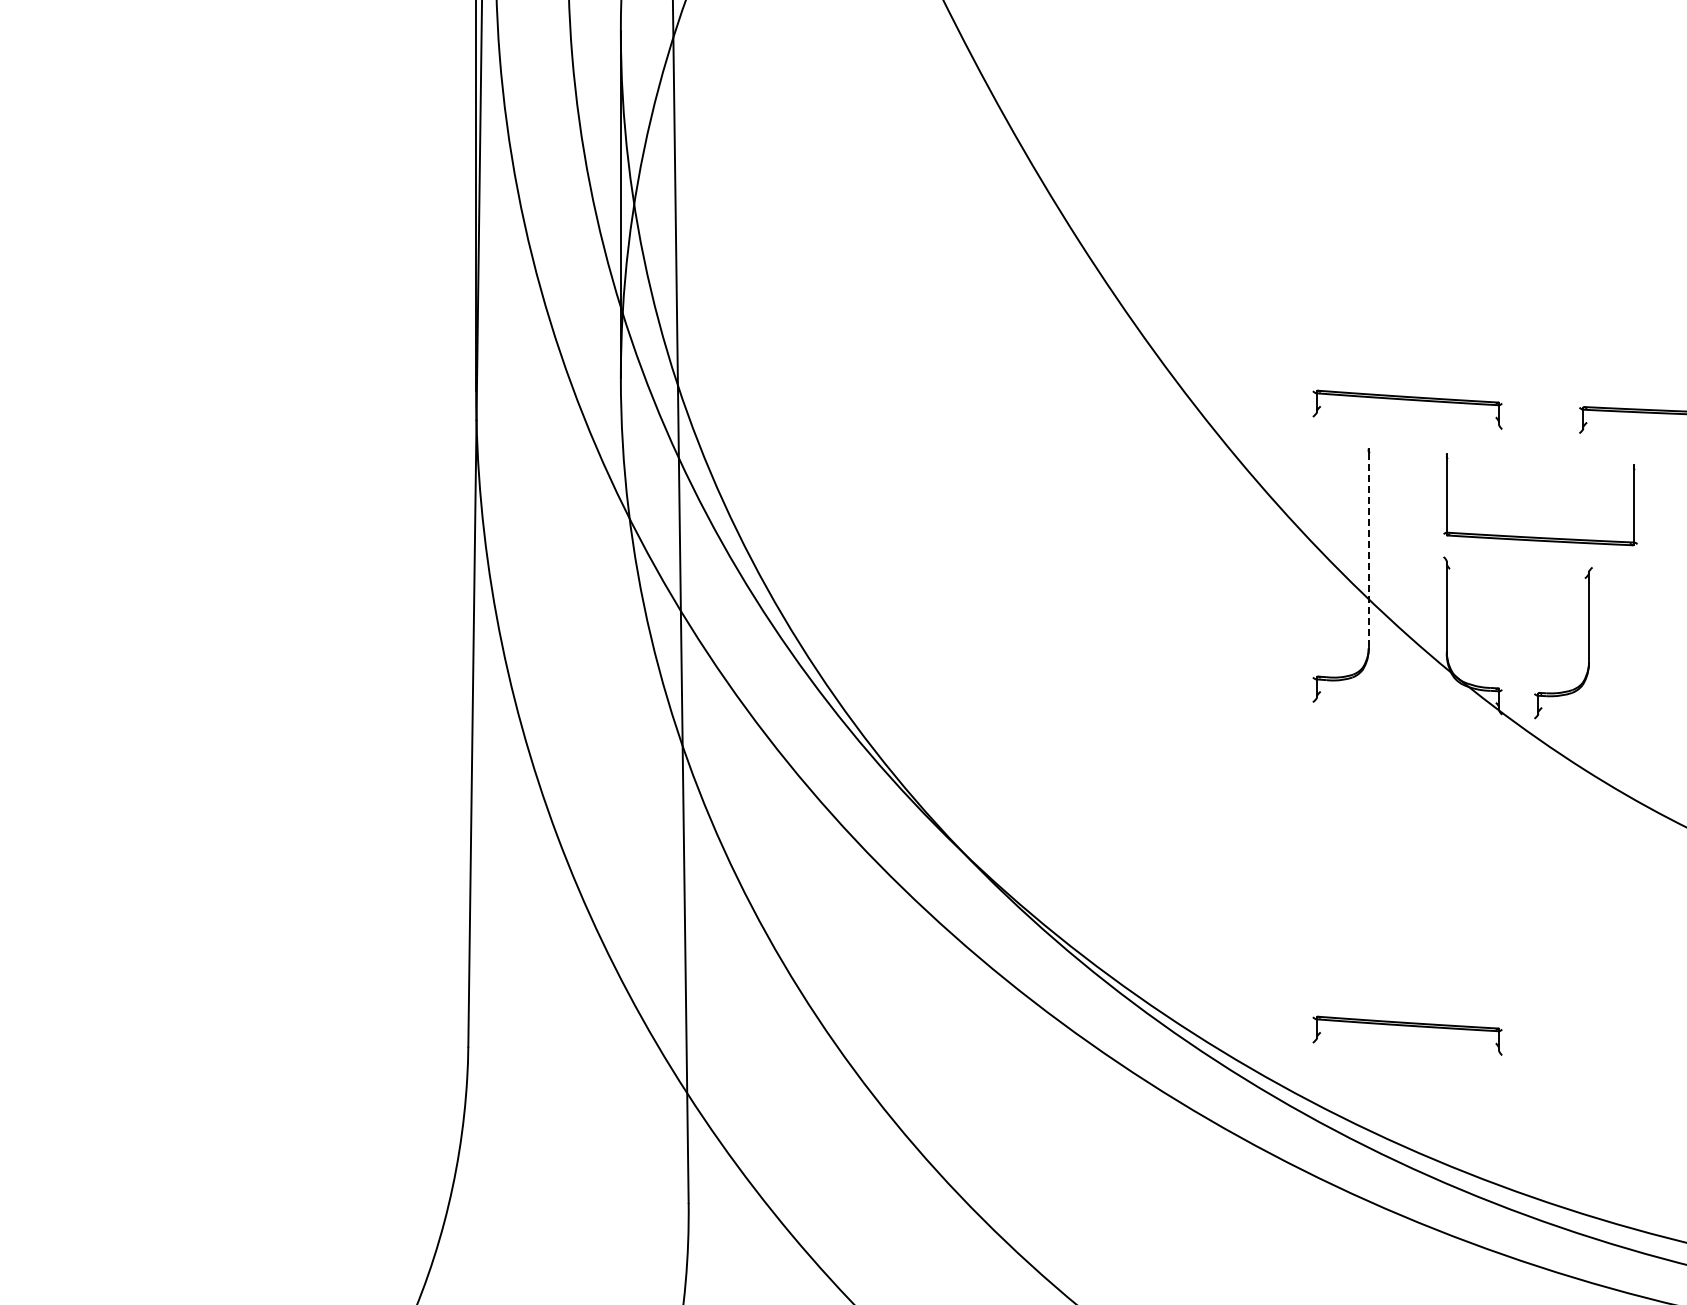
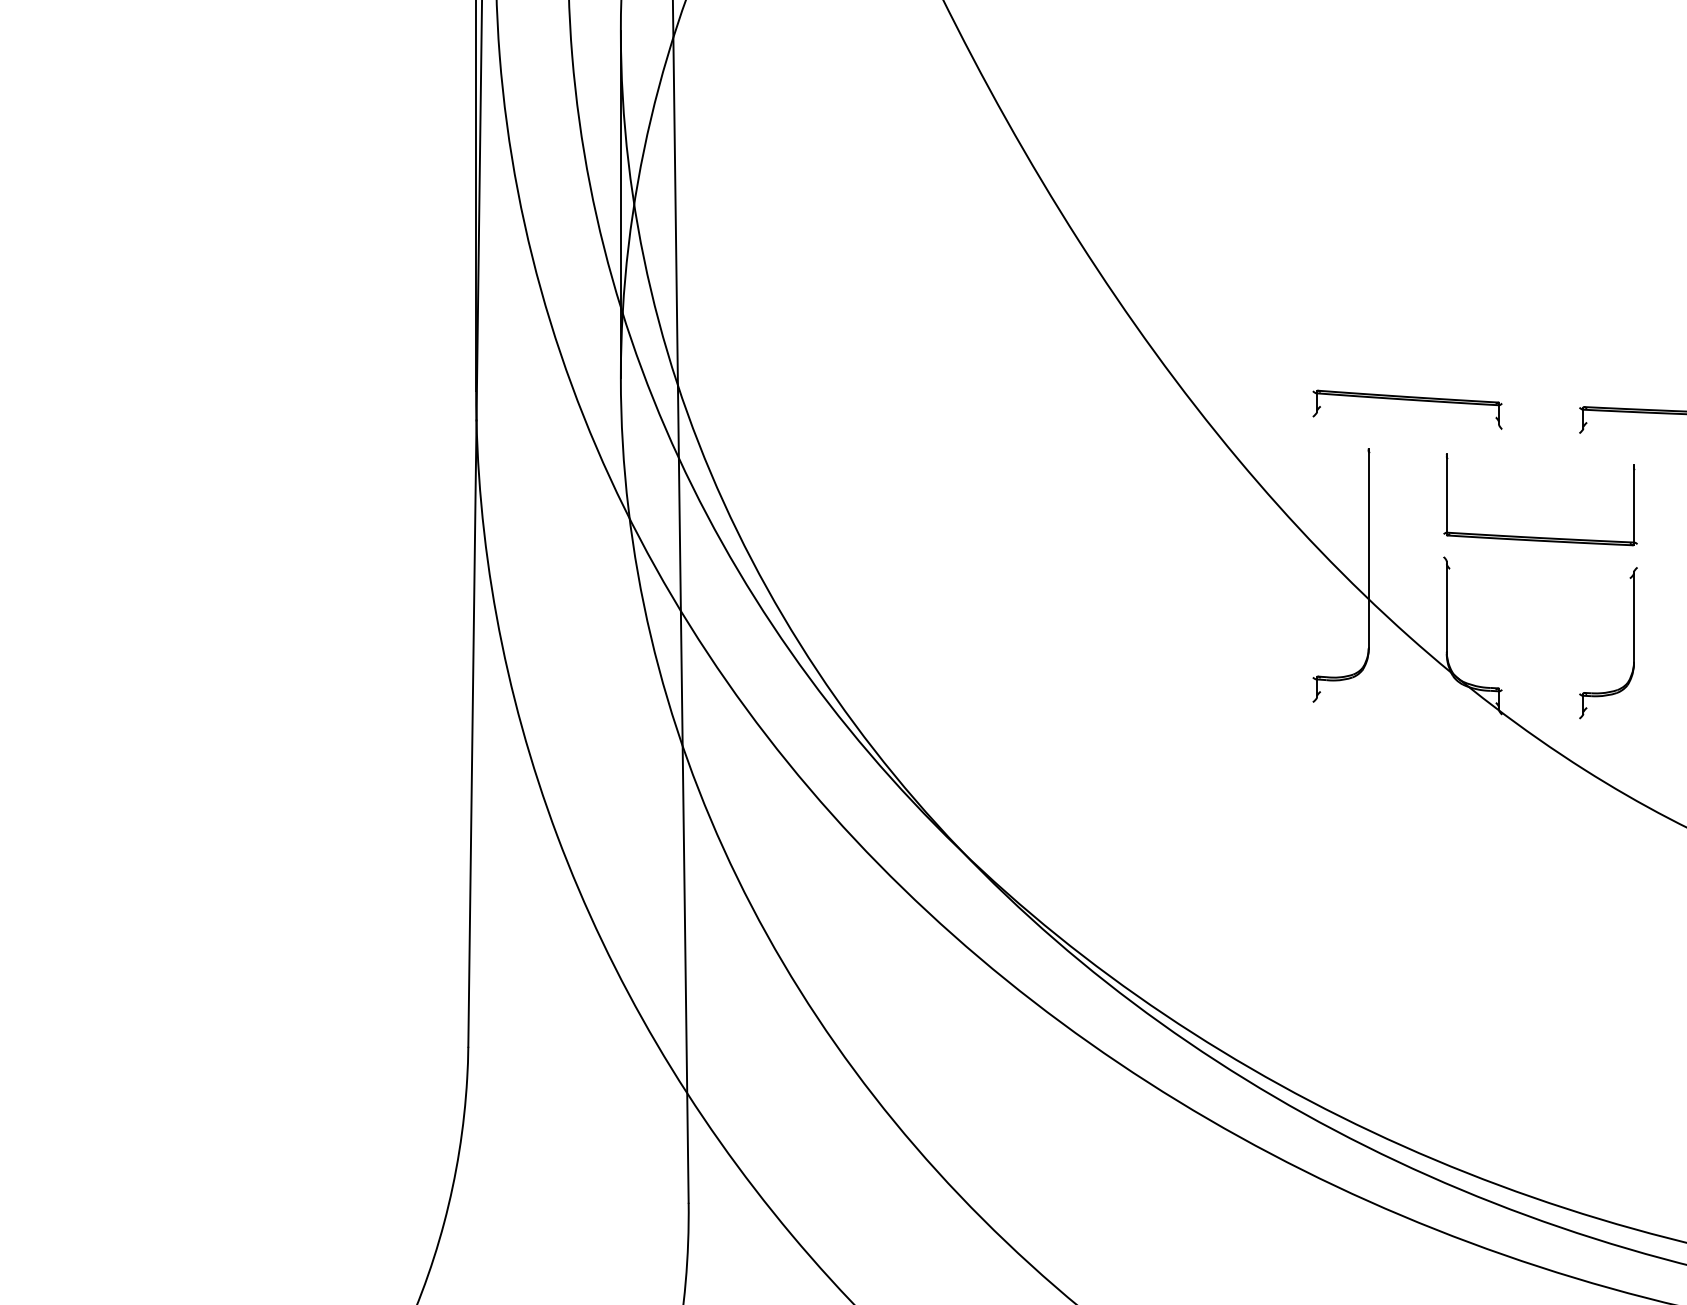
line: dashed -> solid (1368, 549)
part position: (1588, 643) -> (1633, 643) (1633, 643)
part: present -> none (1407, 1026)
